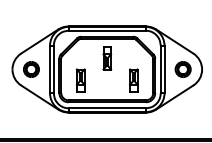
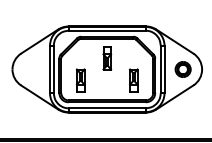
part: present -> none (31, 69)
